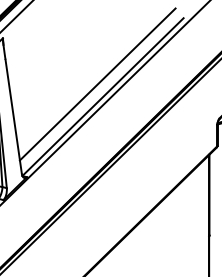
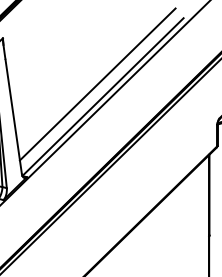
line: present -> none (16, 16)
